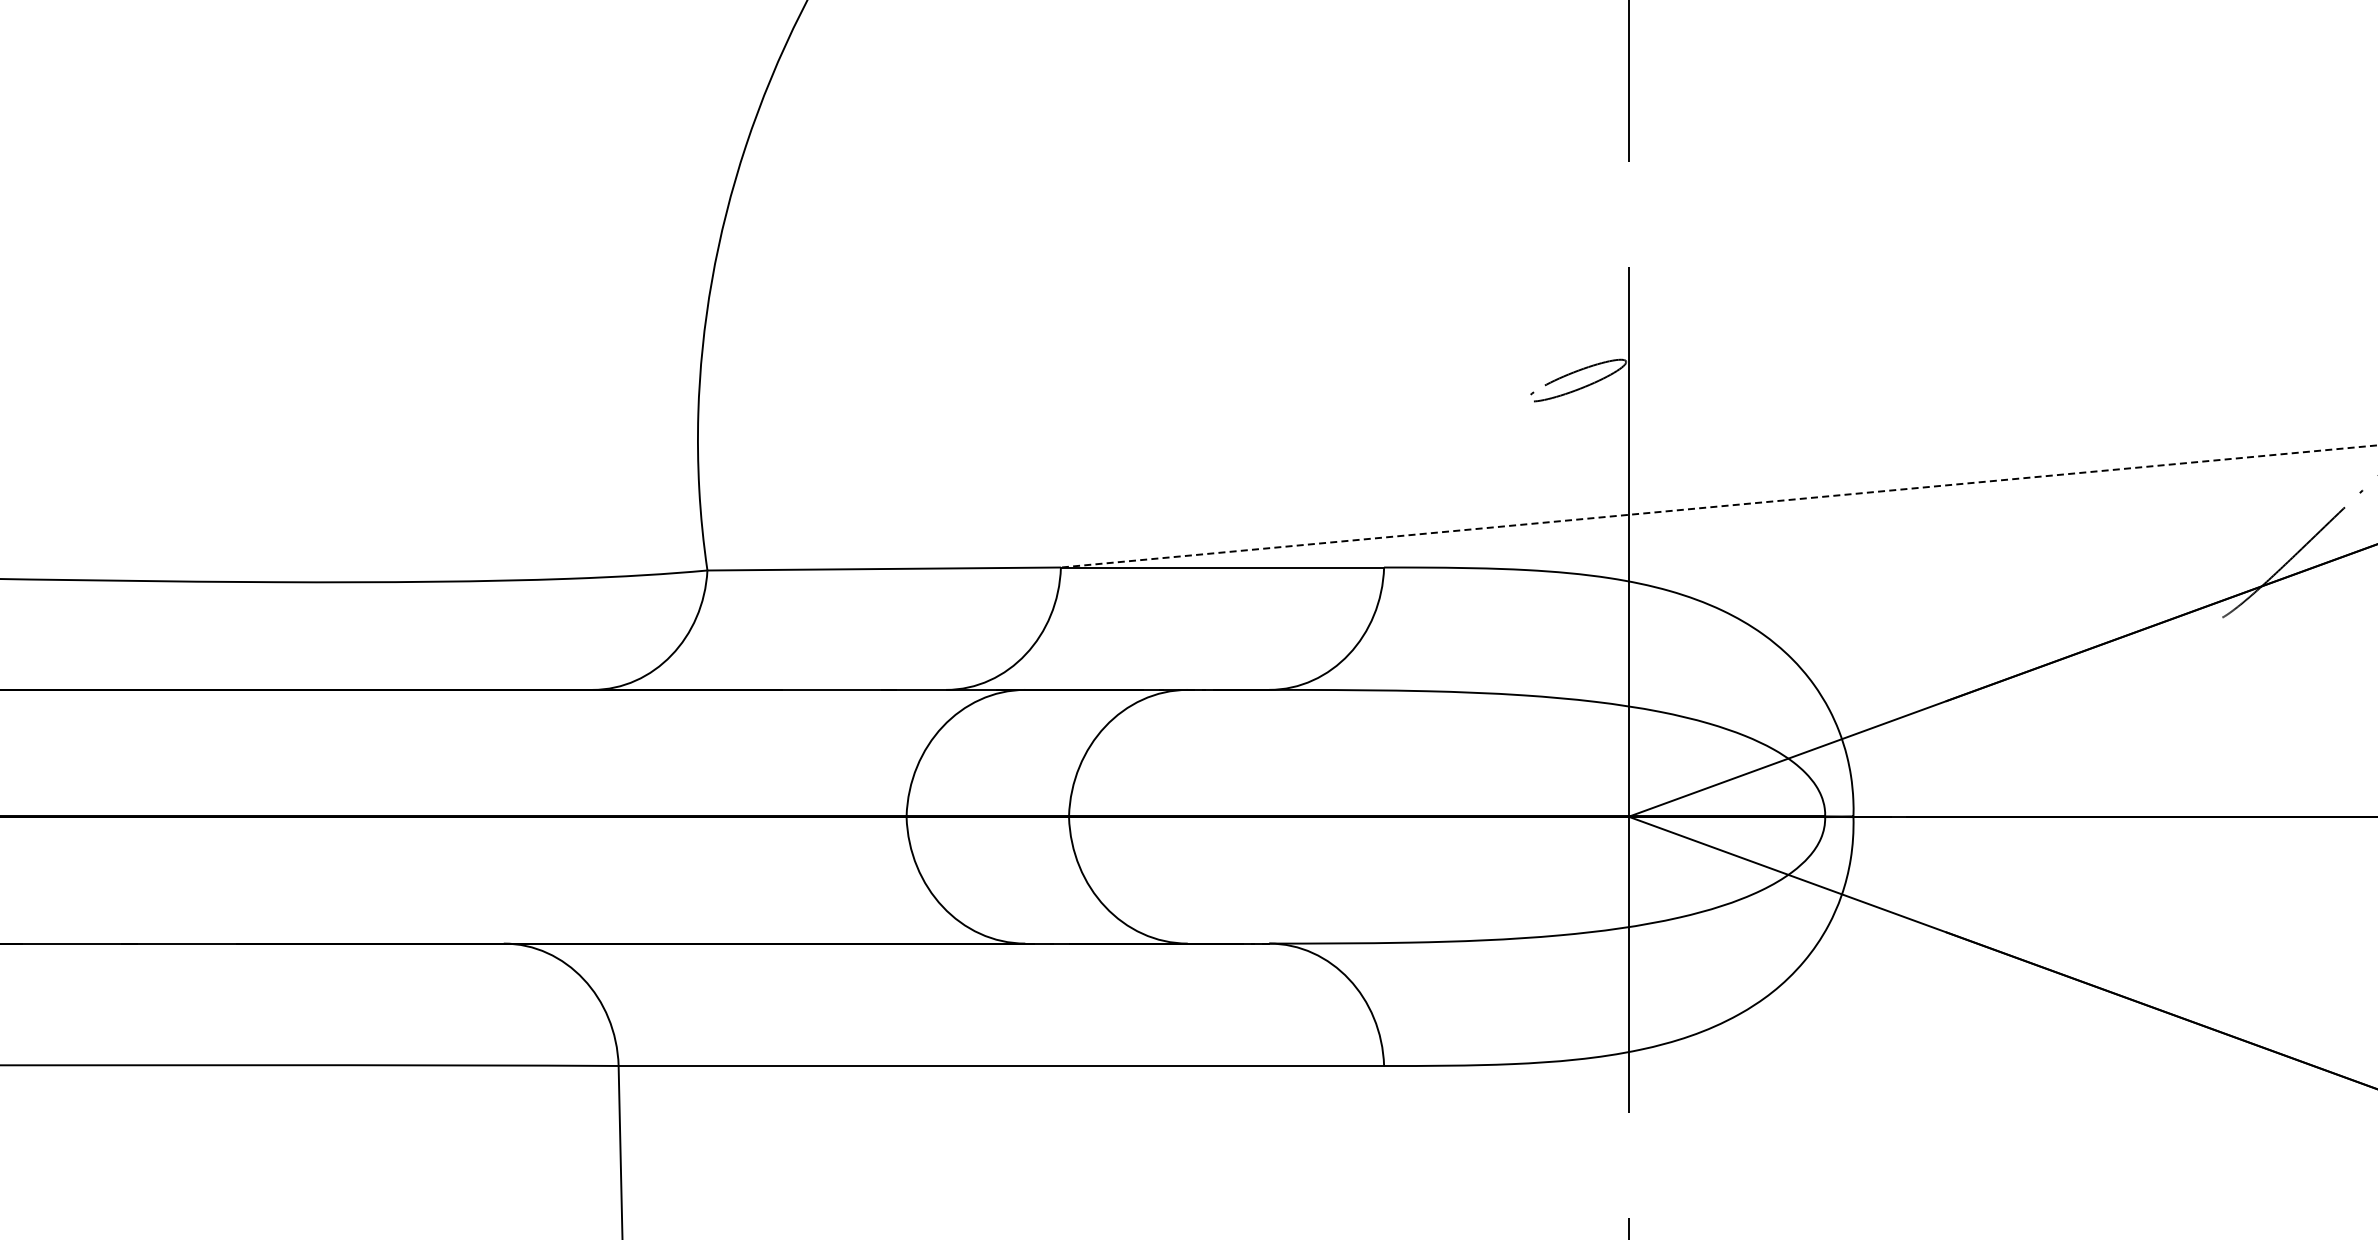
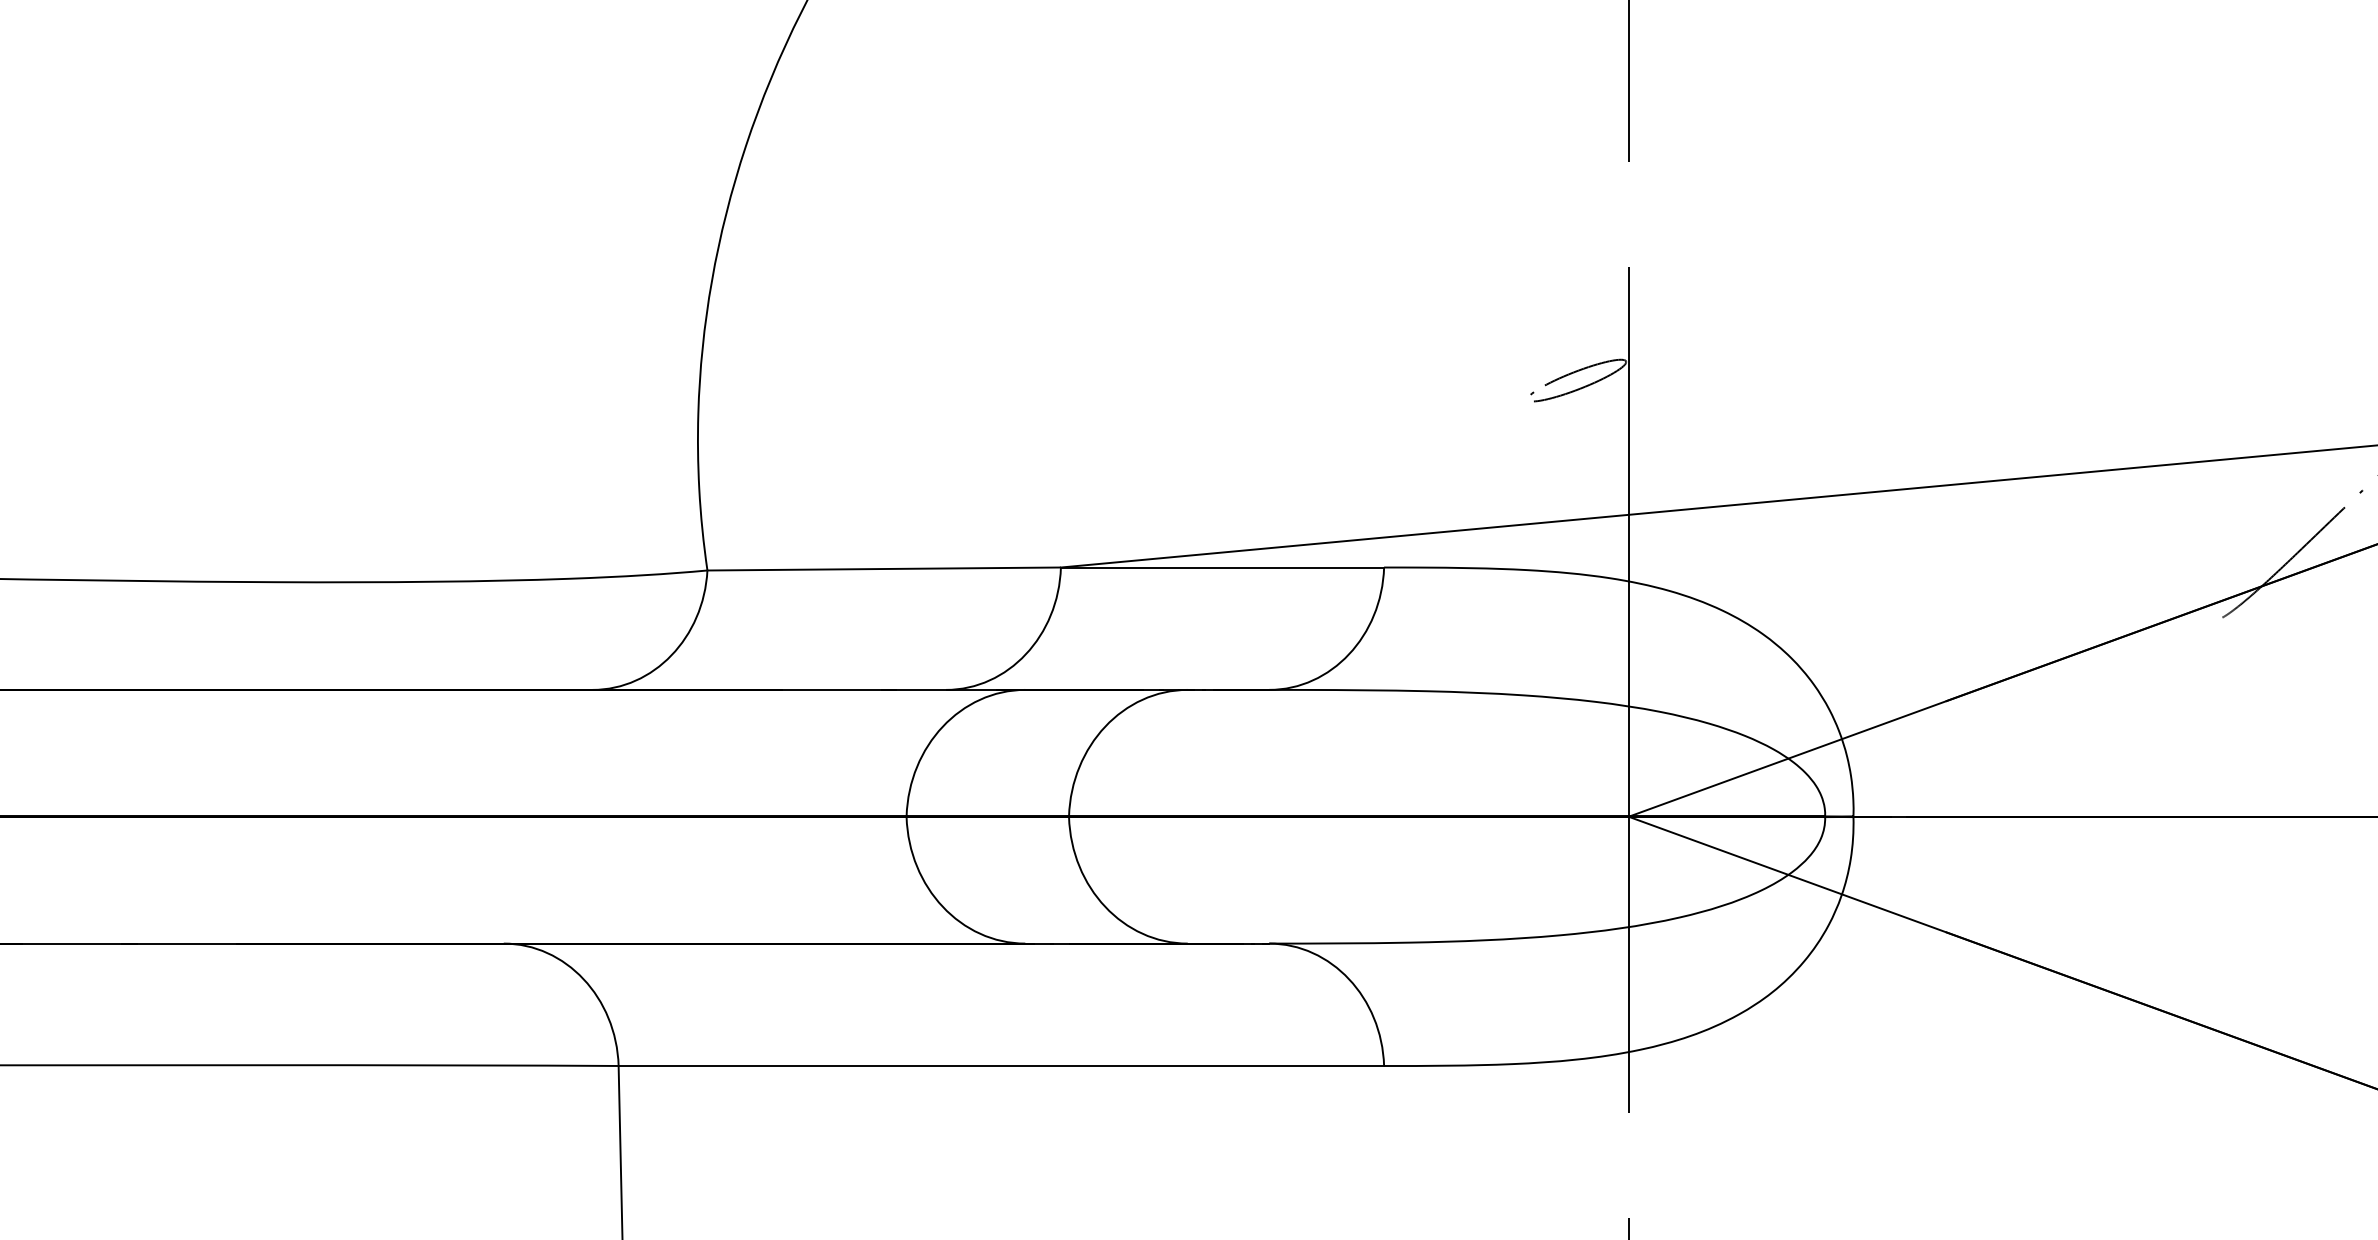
line: dashed -> solid (1718, 506)
